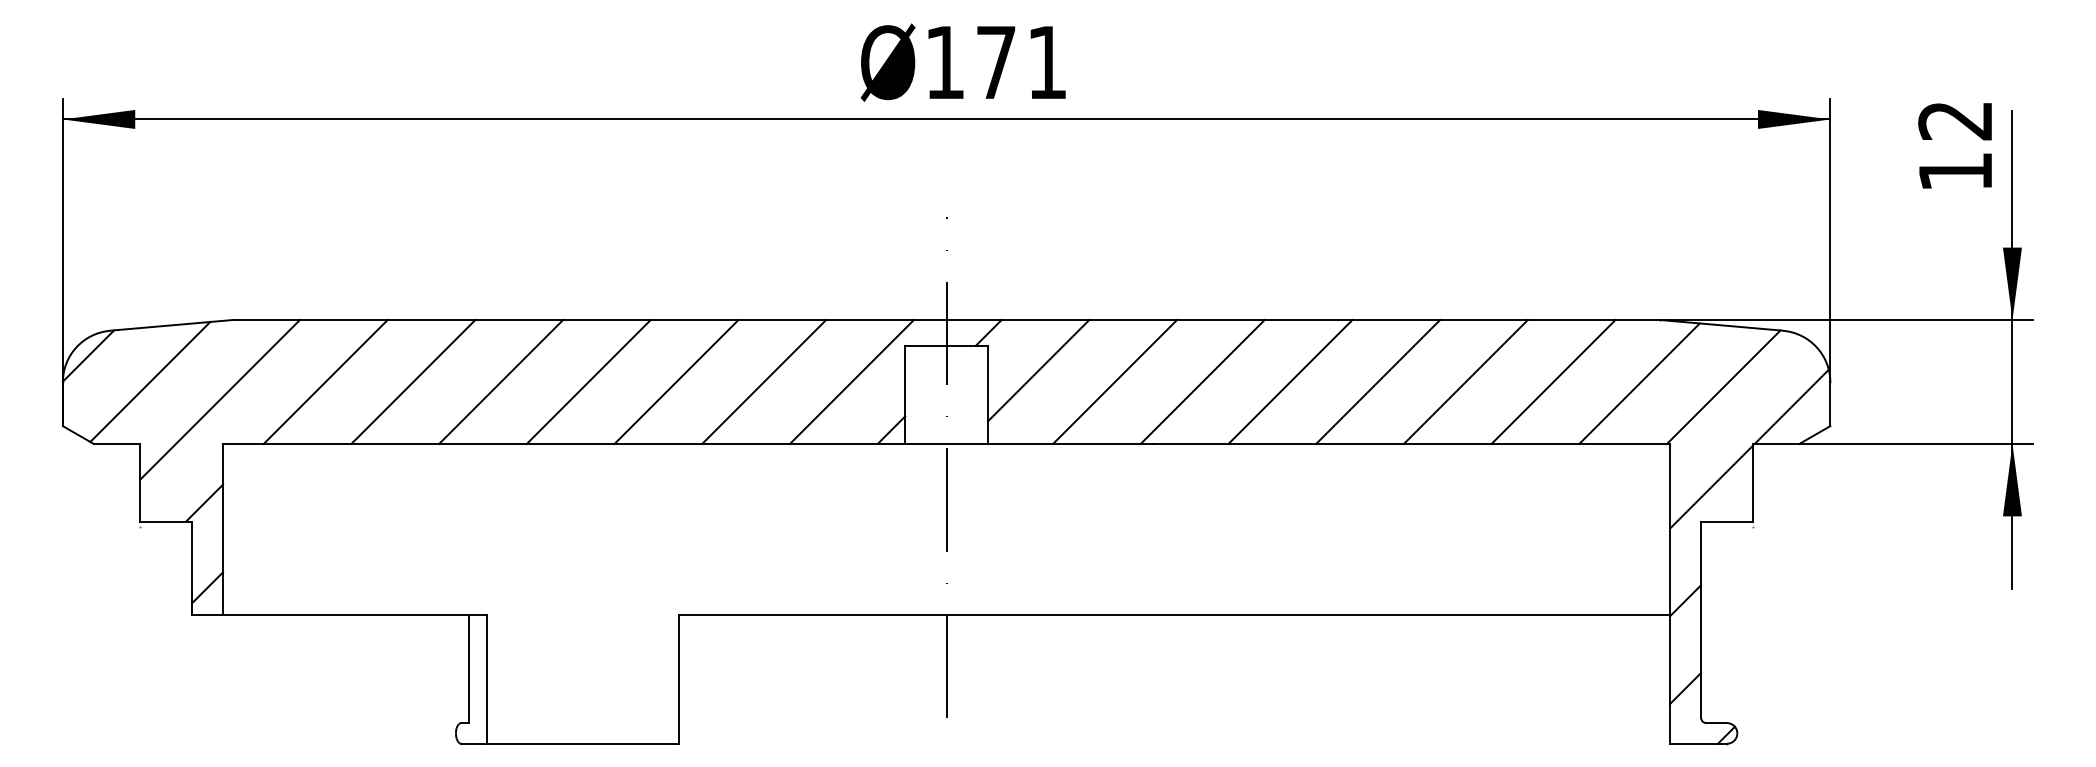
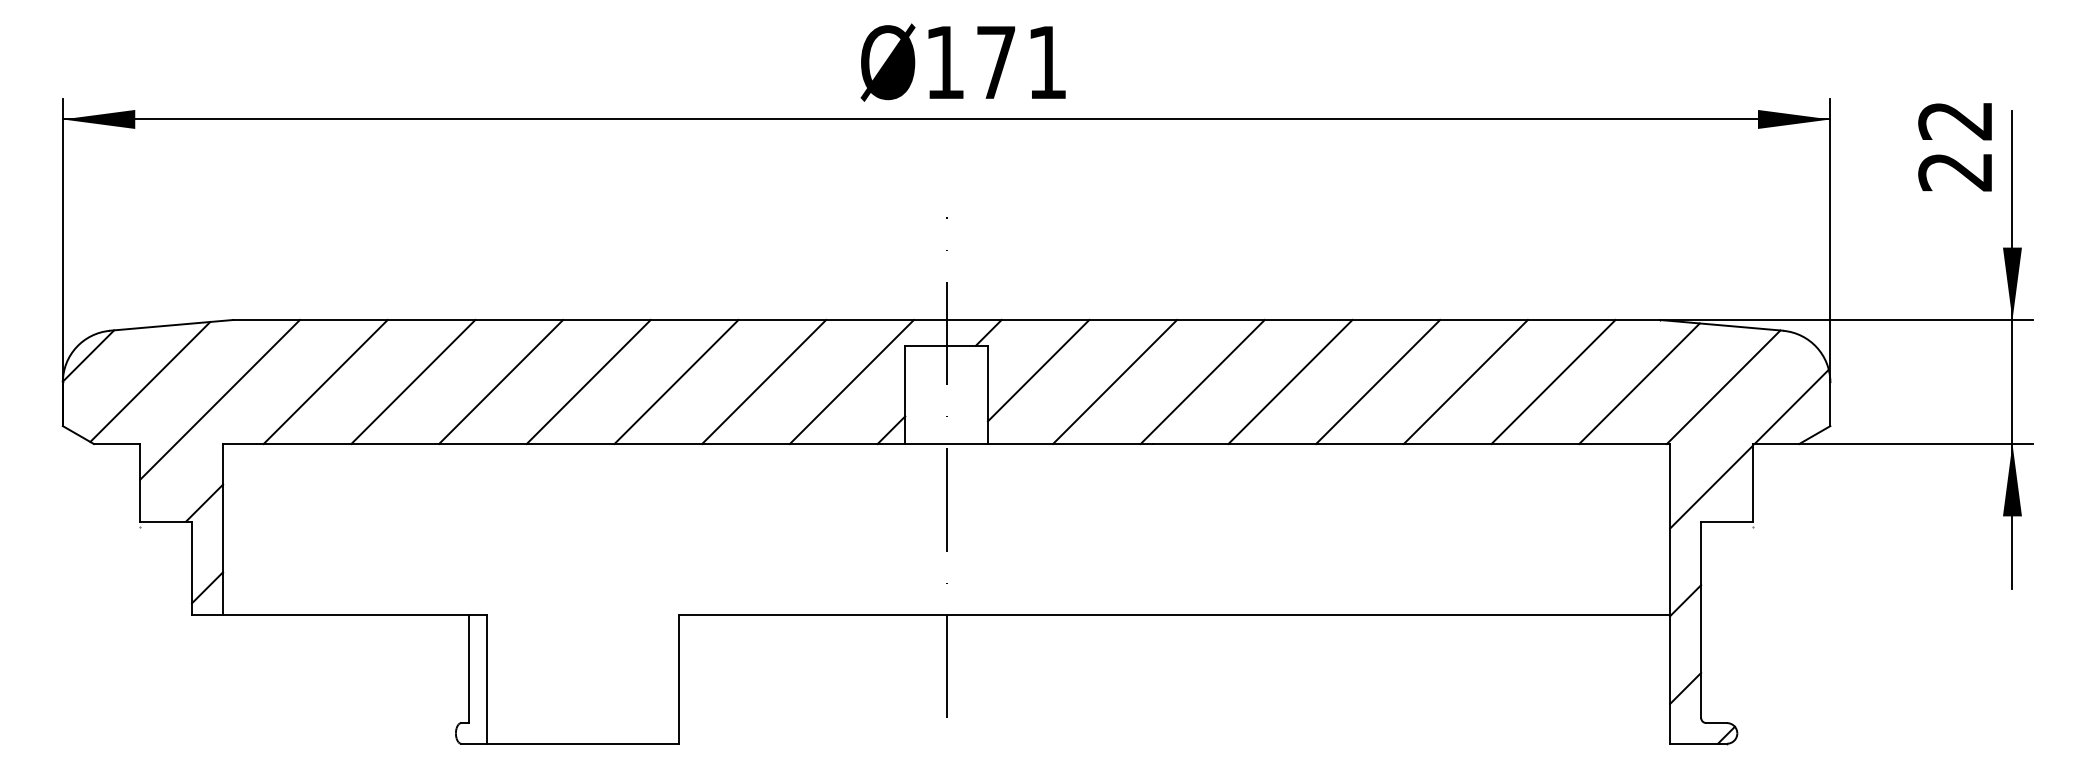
text: 12 -> 22 (1954, 172)
